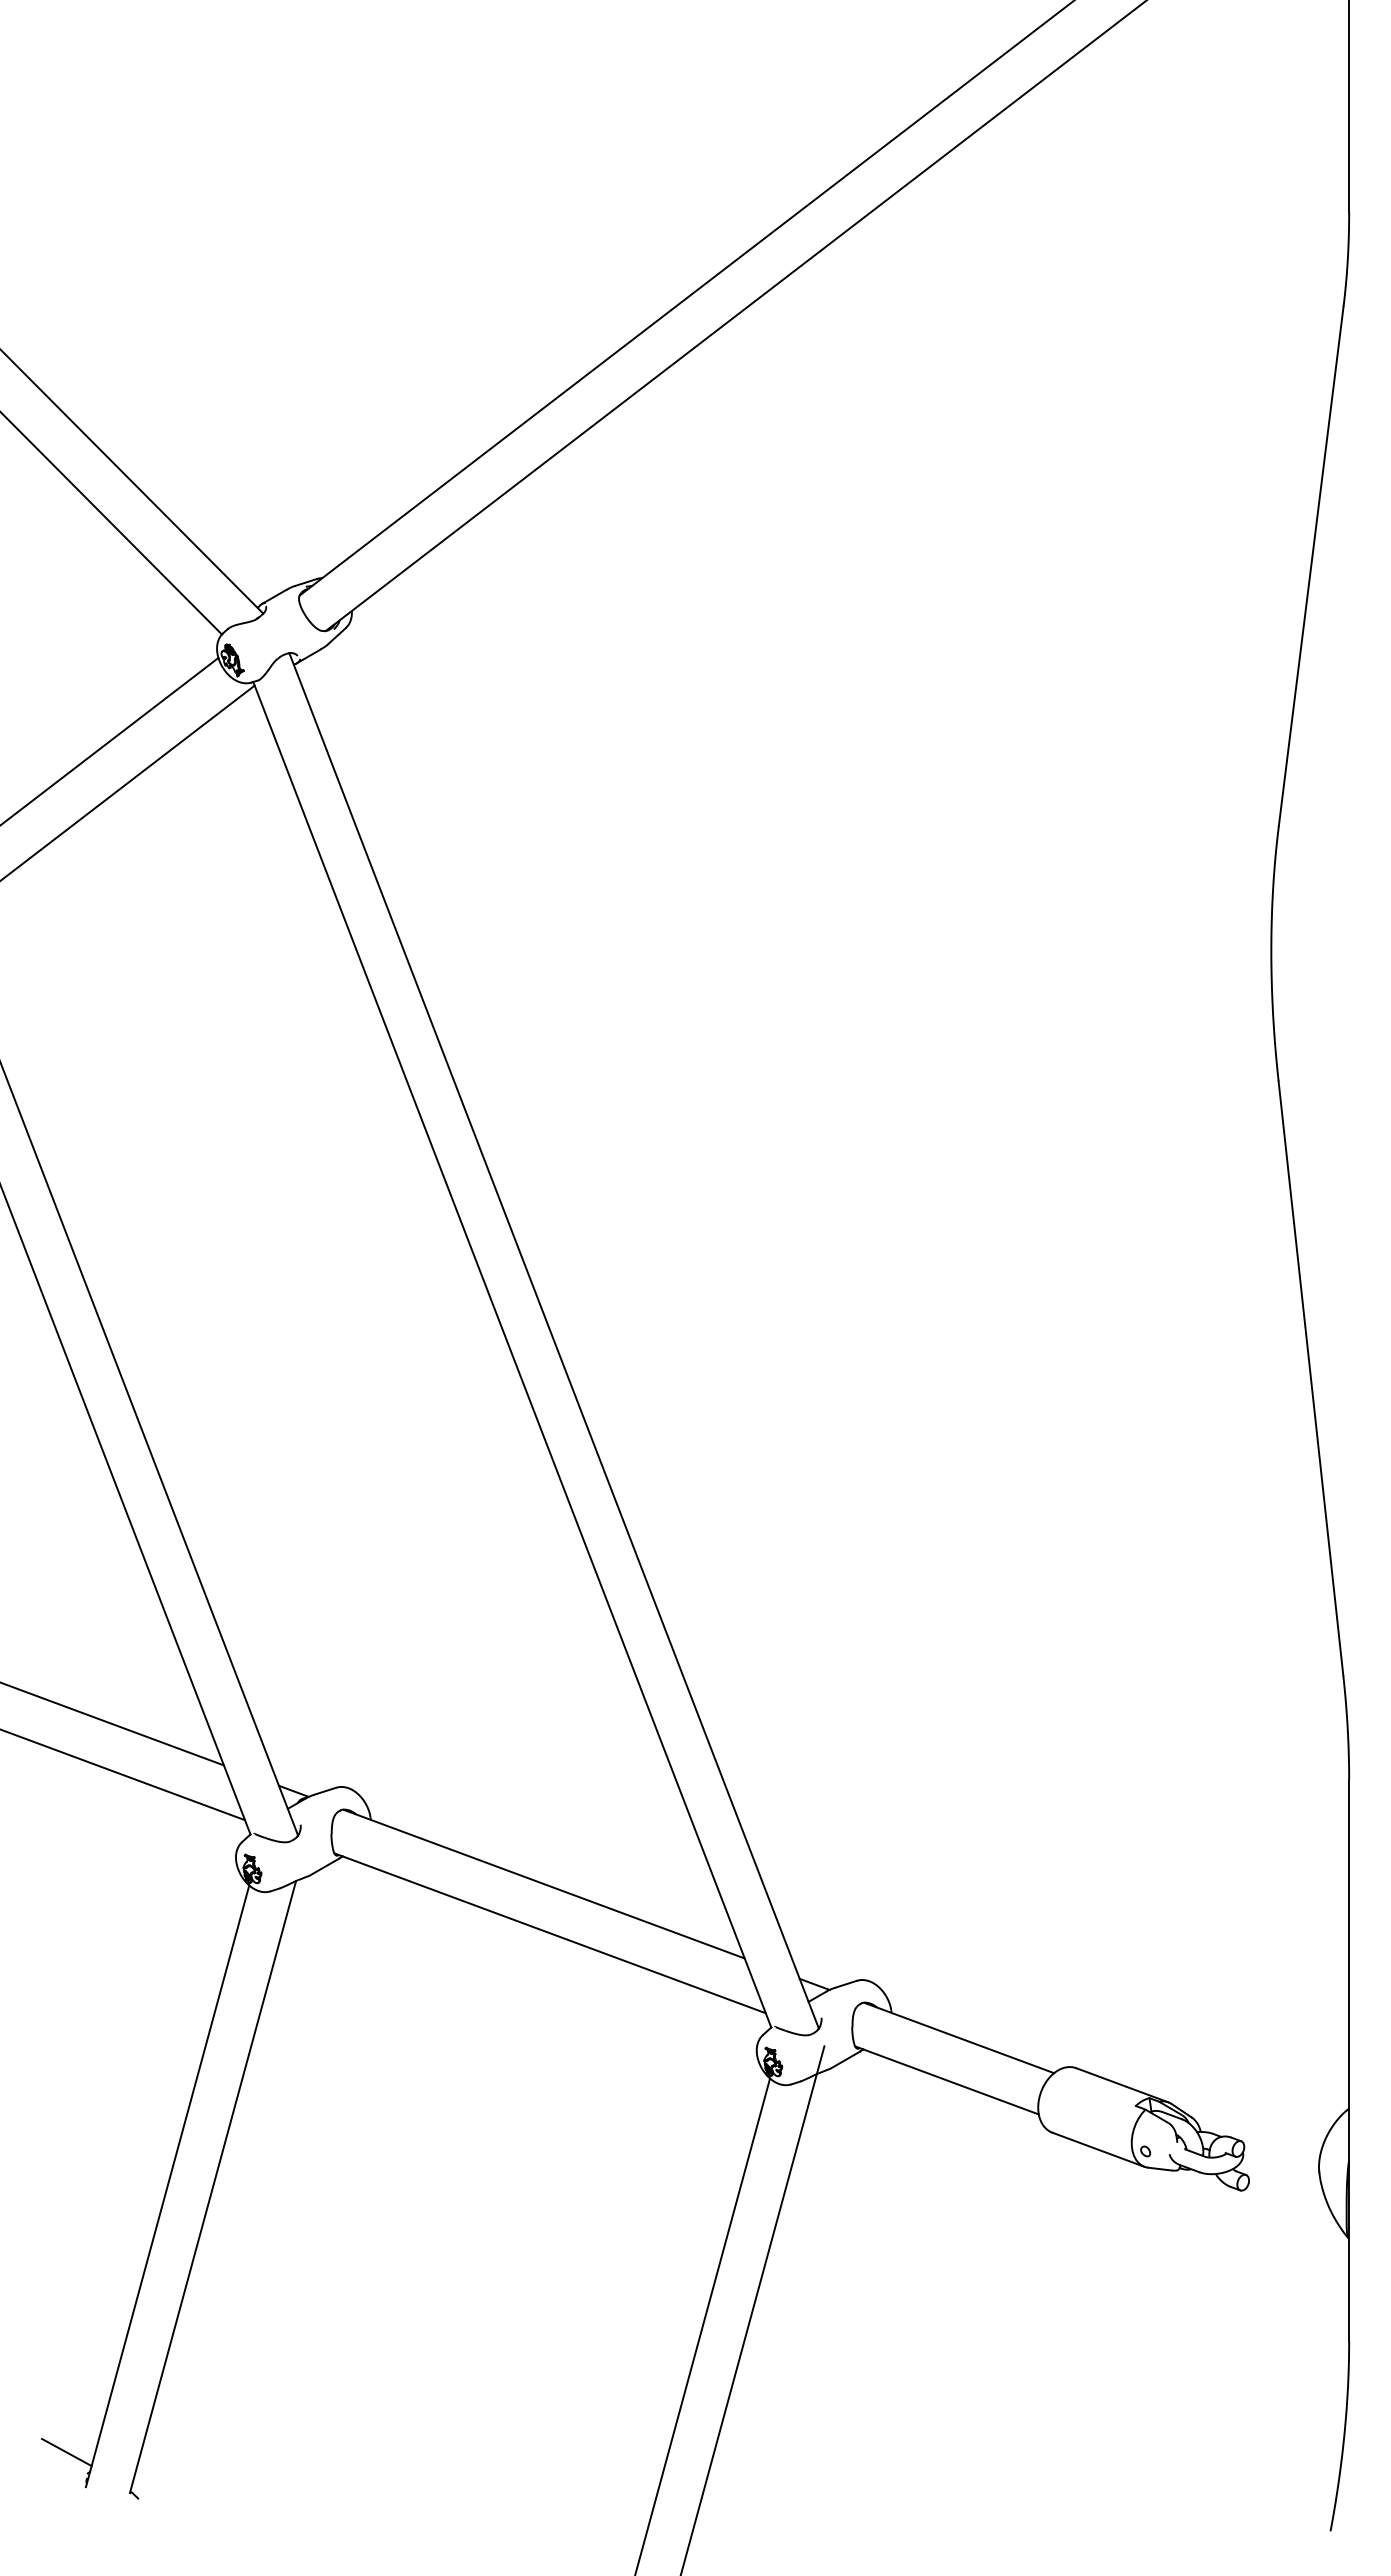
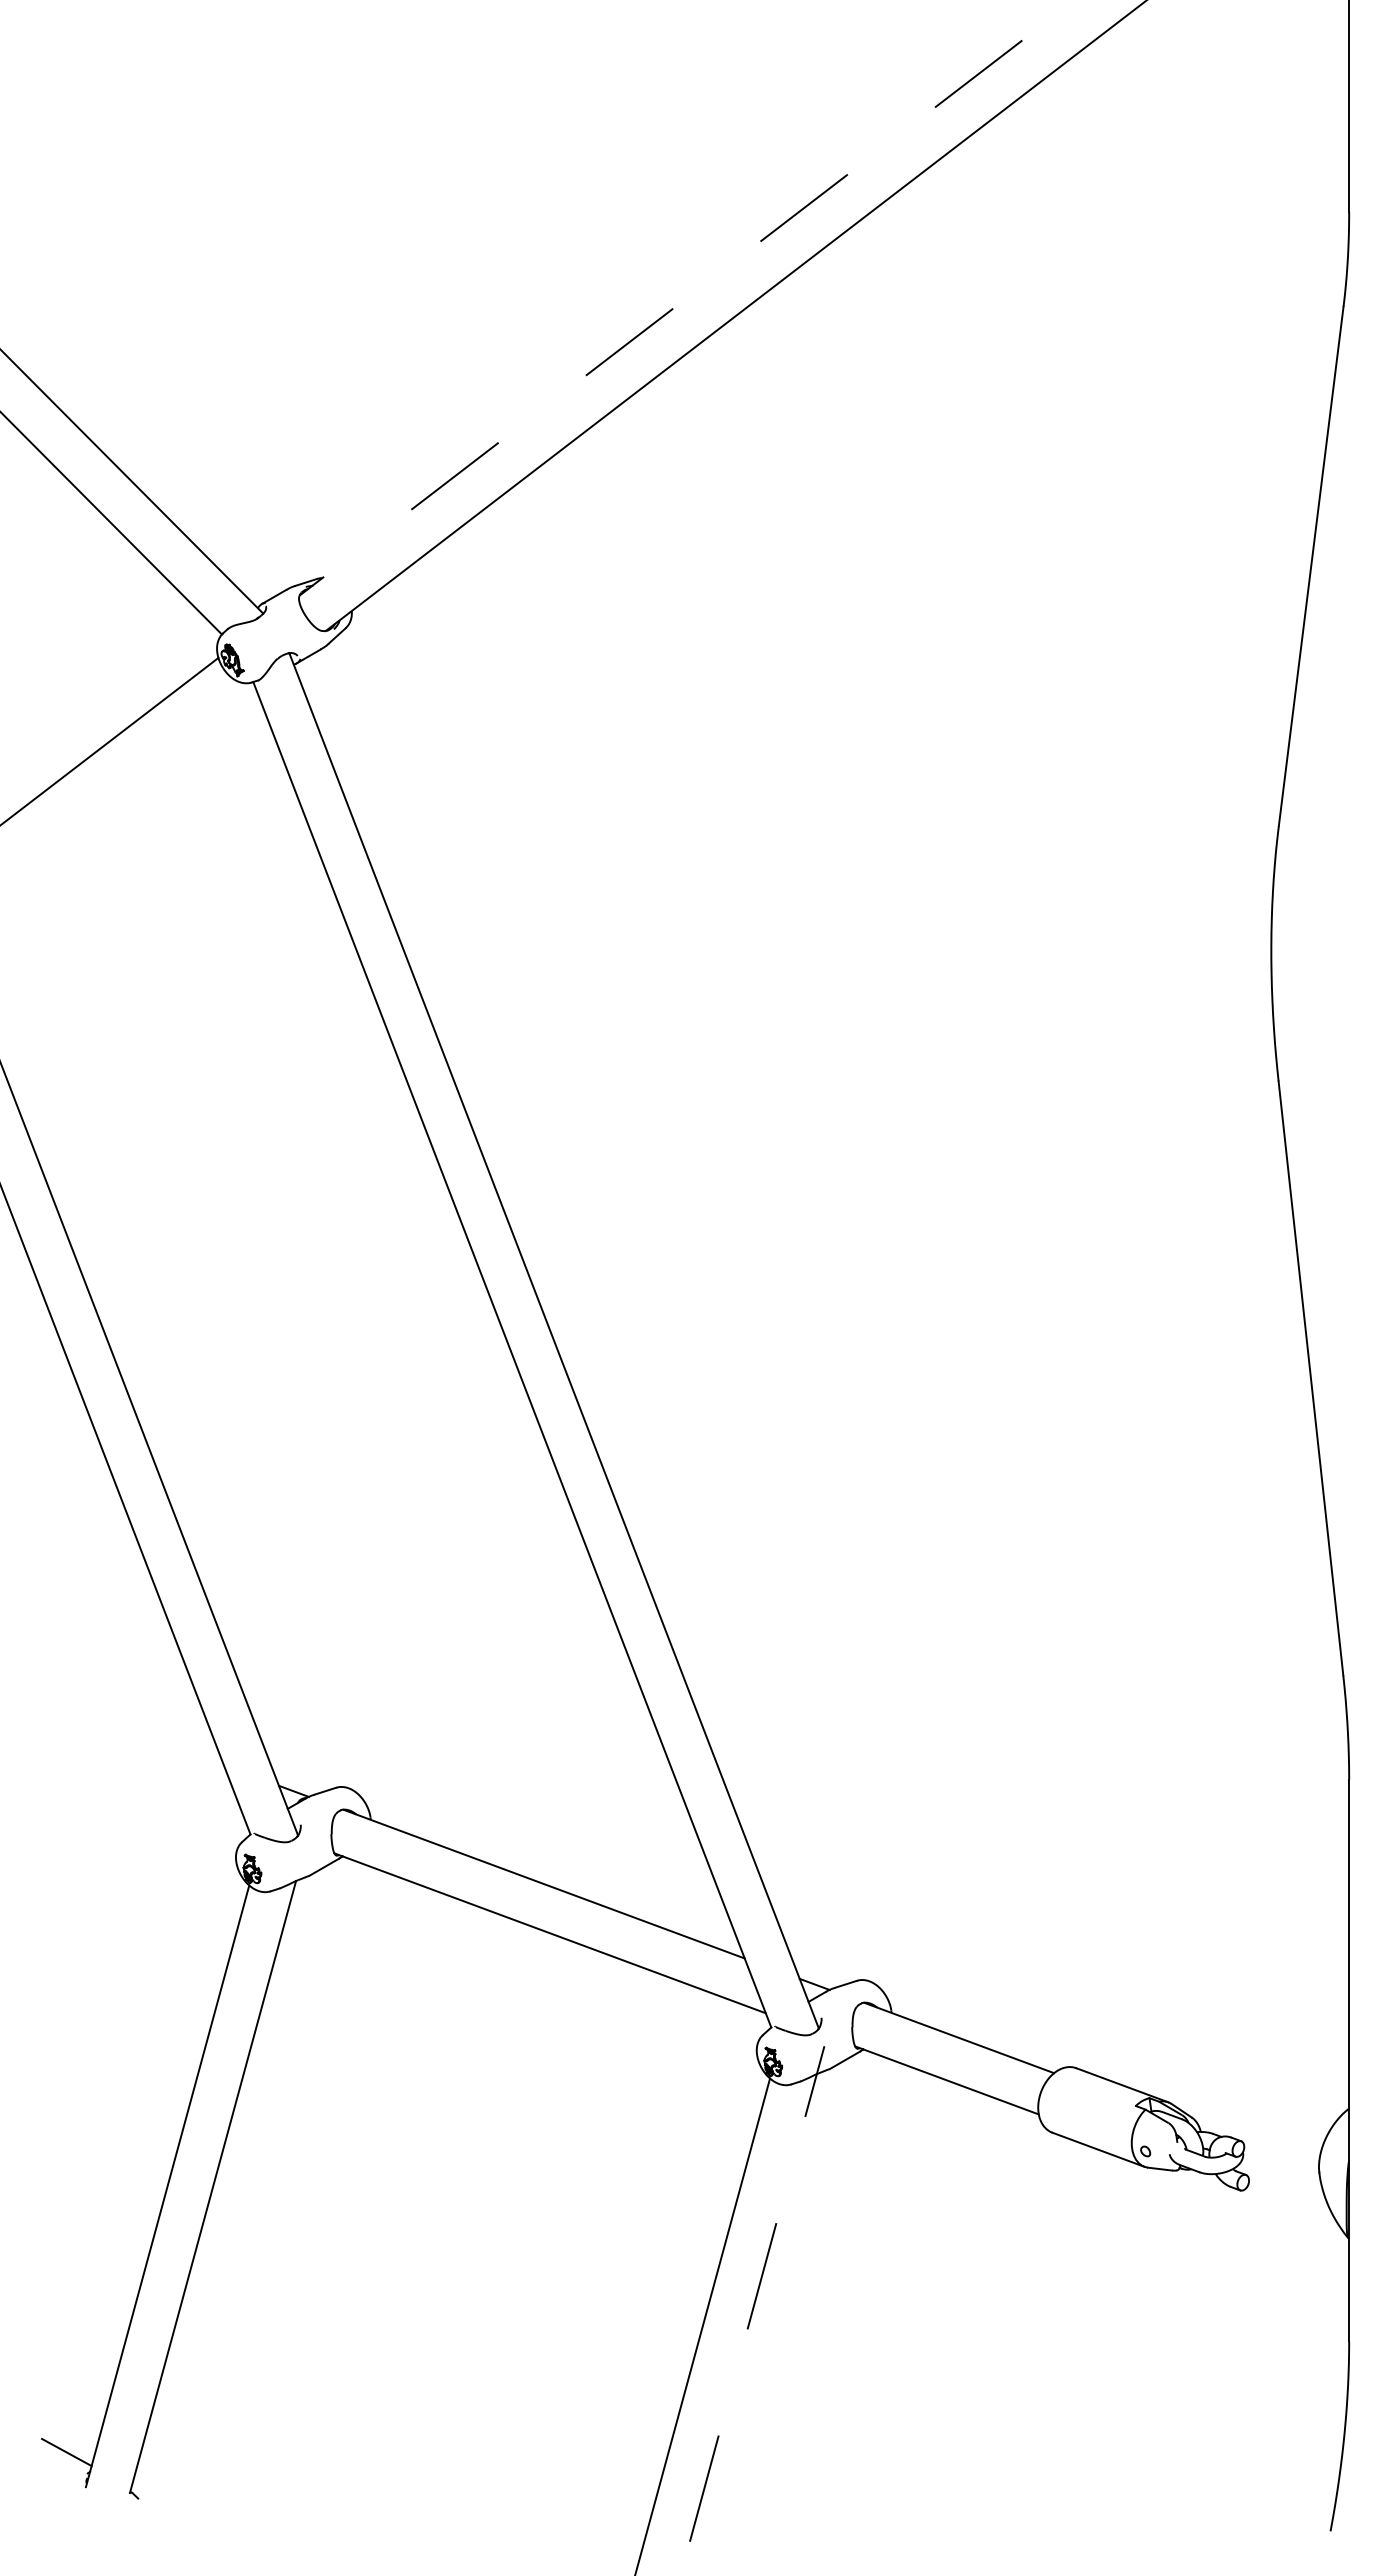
line: solid -> dashed (687, 297)
line: present -> none (128, 782)
line: present -> none (112, 1724)
line: present -> none (123, 1775)
line: solid -> dashed (752, 2310)
